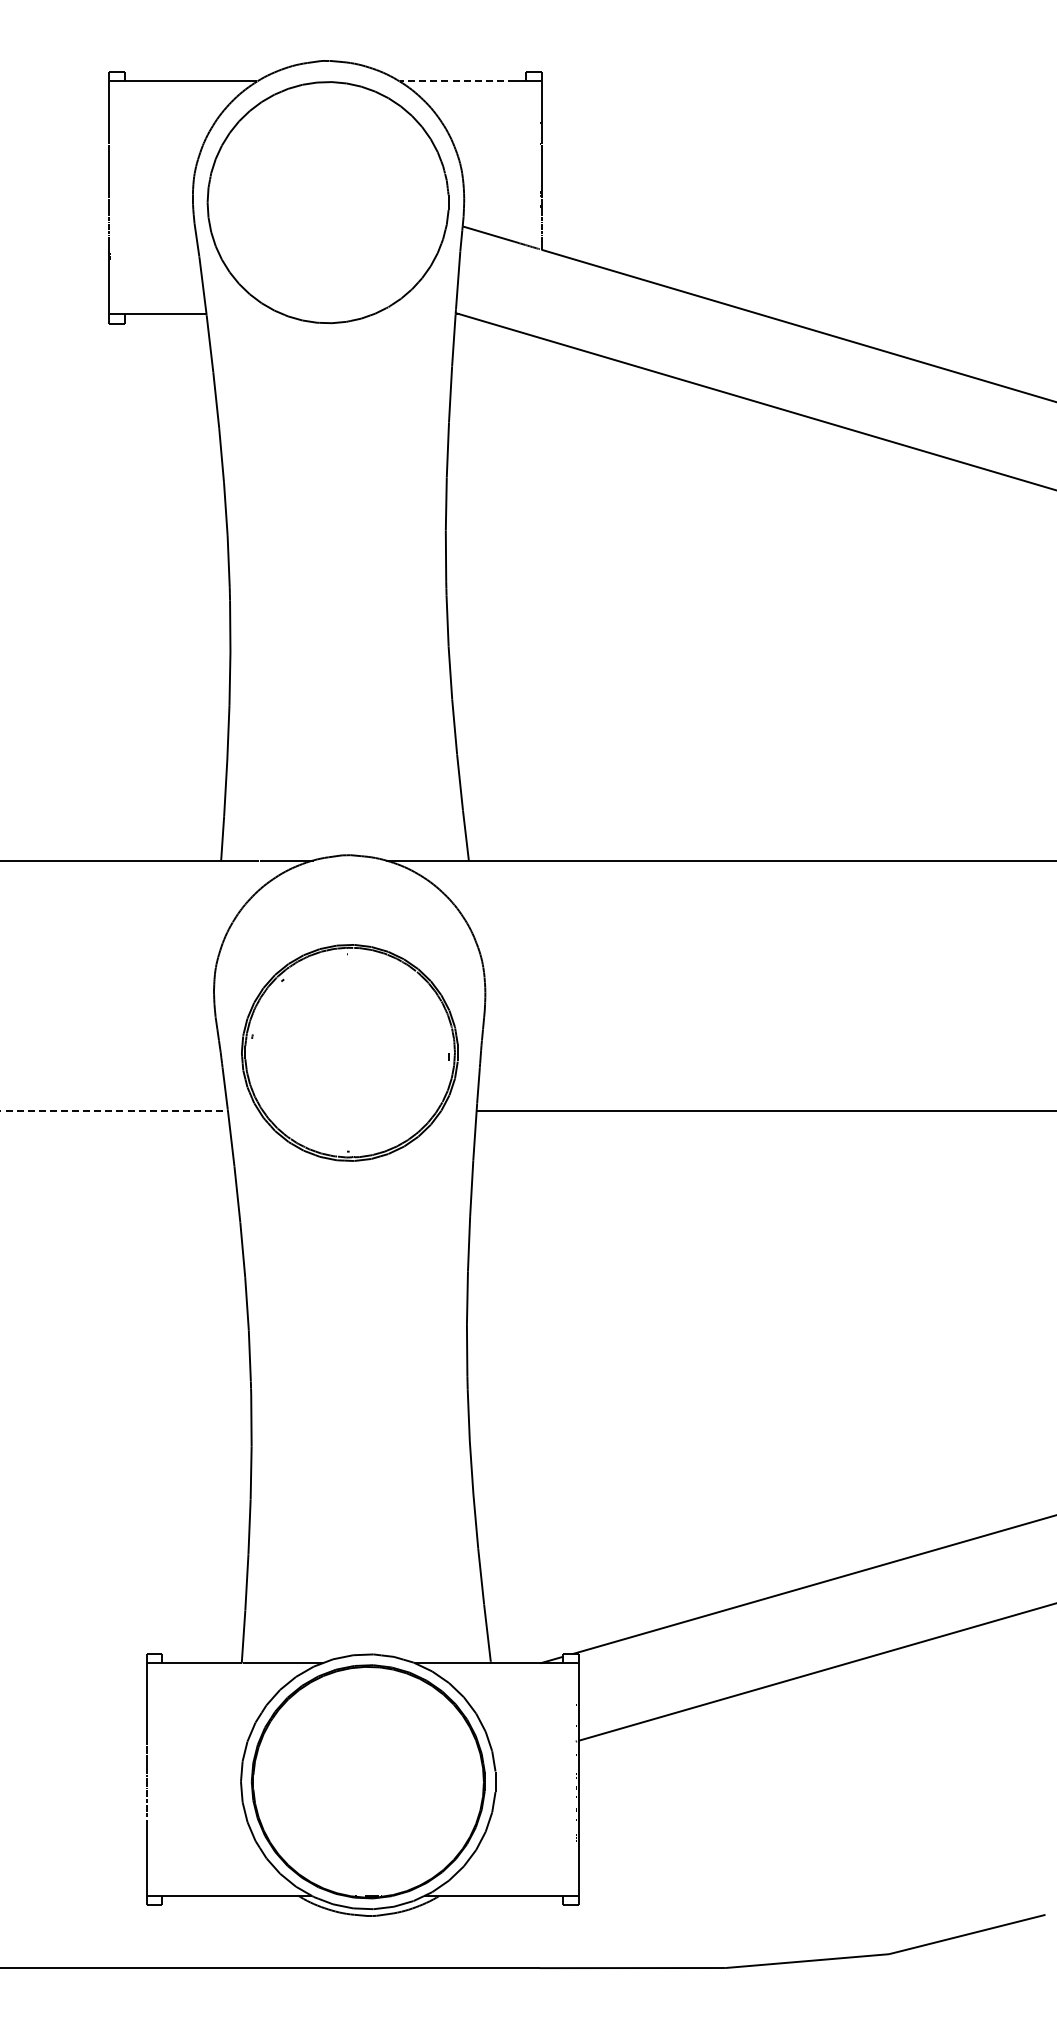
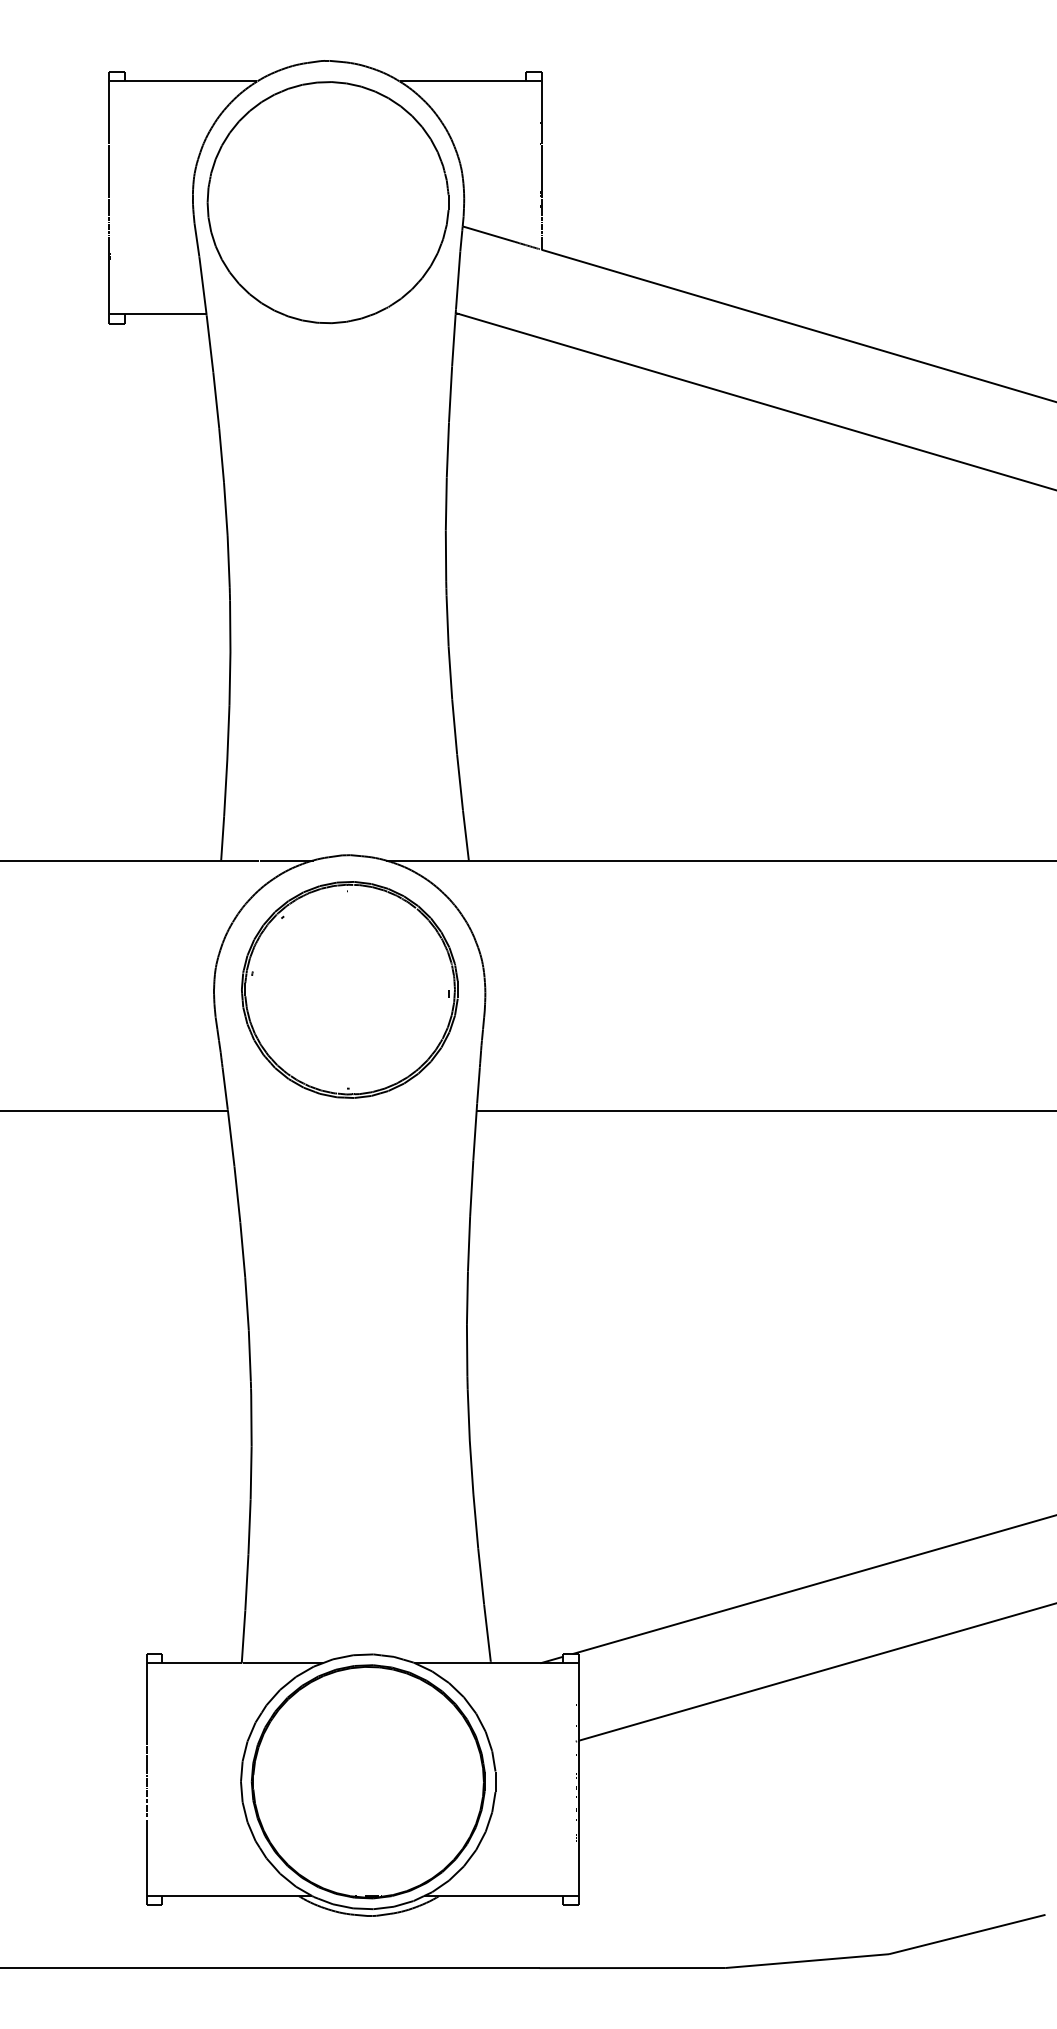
line: dashed -> solid (457, 81)
part position: (349, 1052) -> (349, 989) (349, 989)
line: dashed -> solid (114, 1110)
